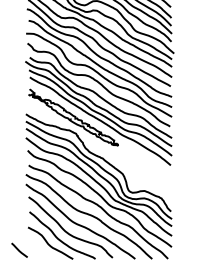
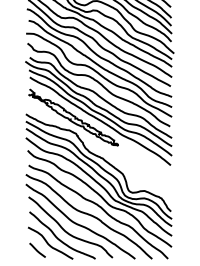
line position: (19, 249) -> (37, 249) (37, 249)
